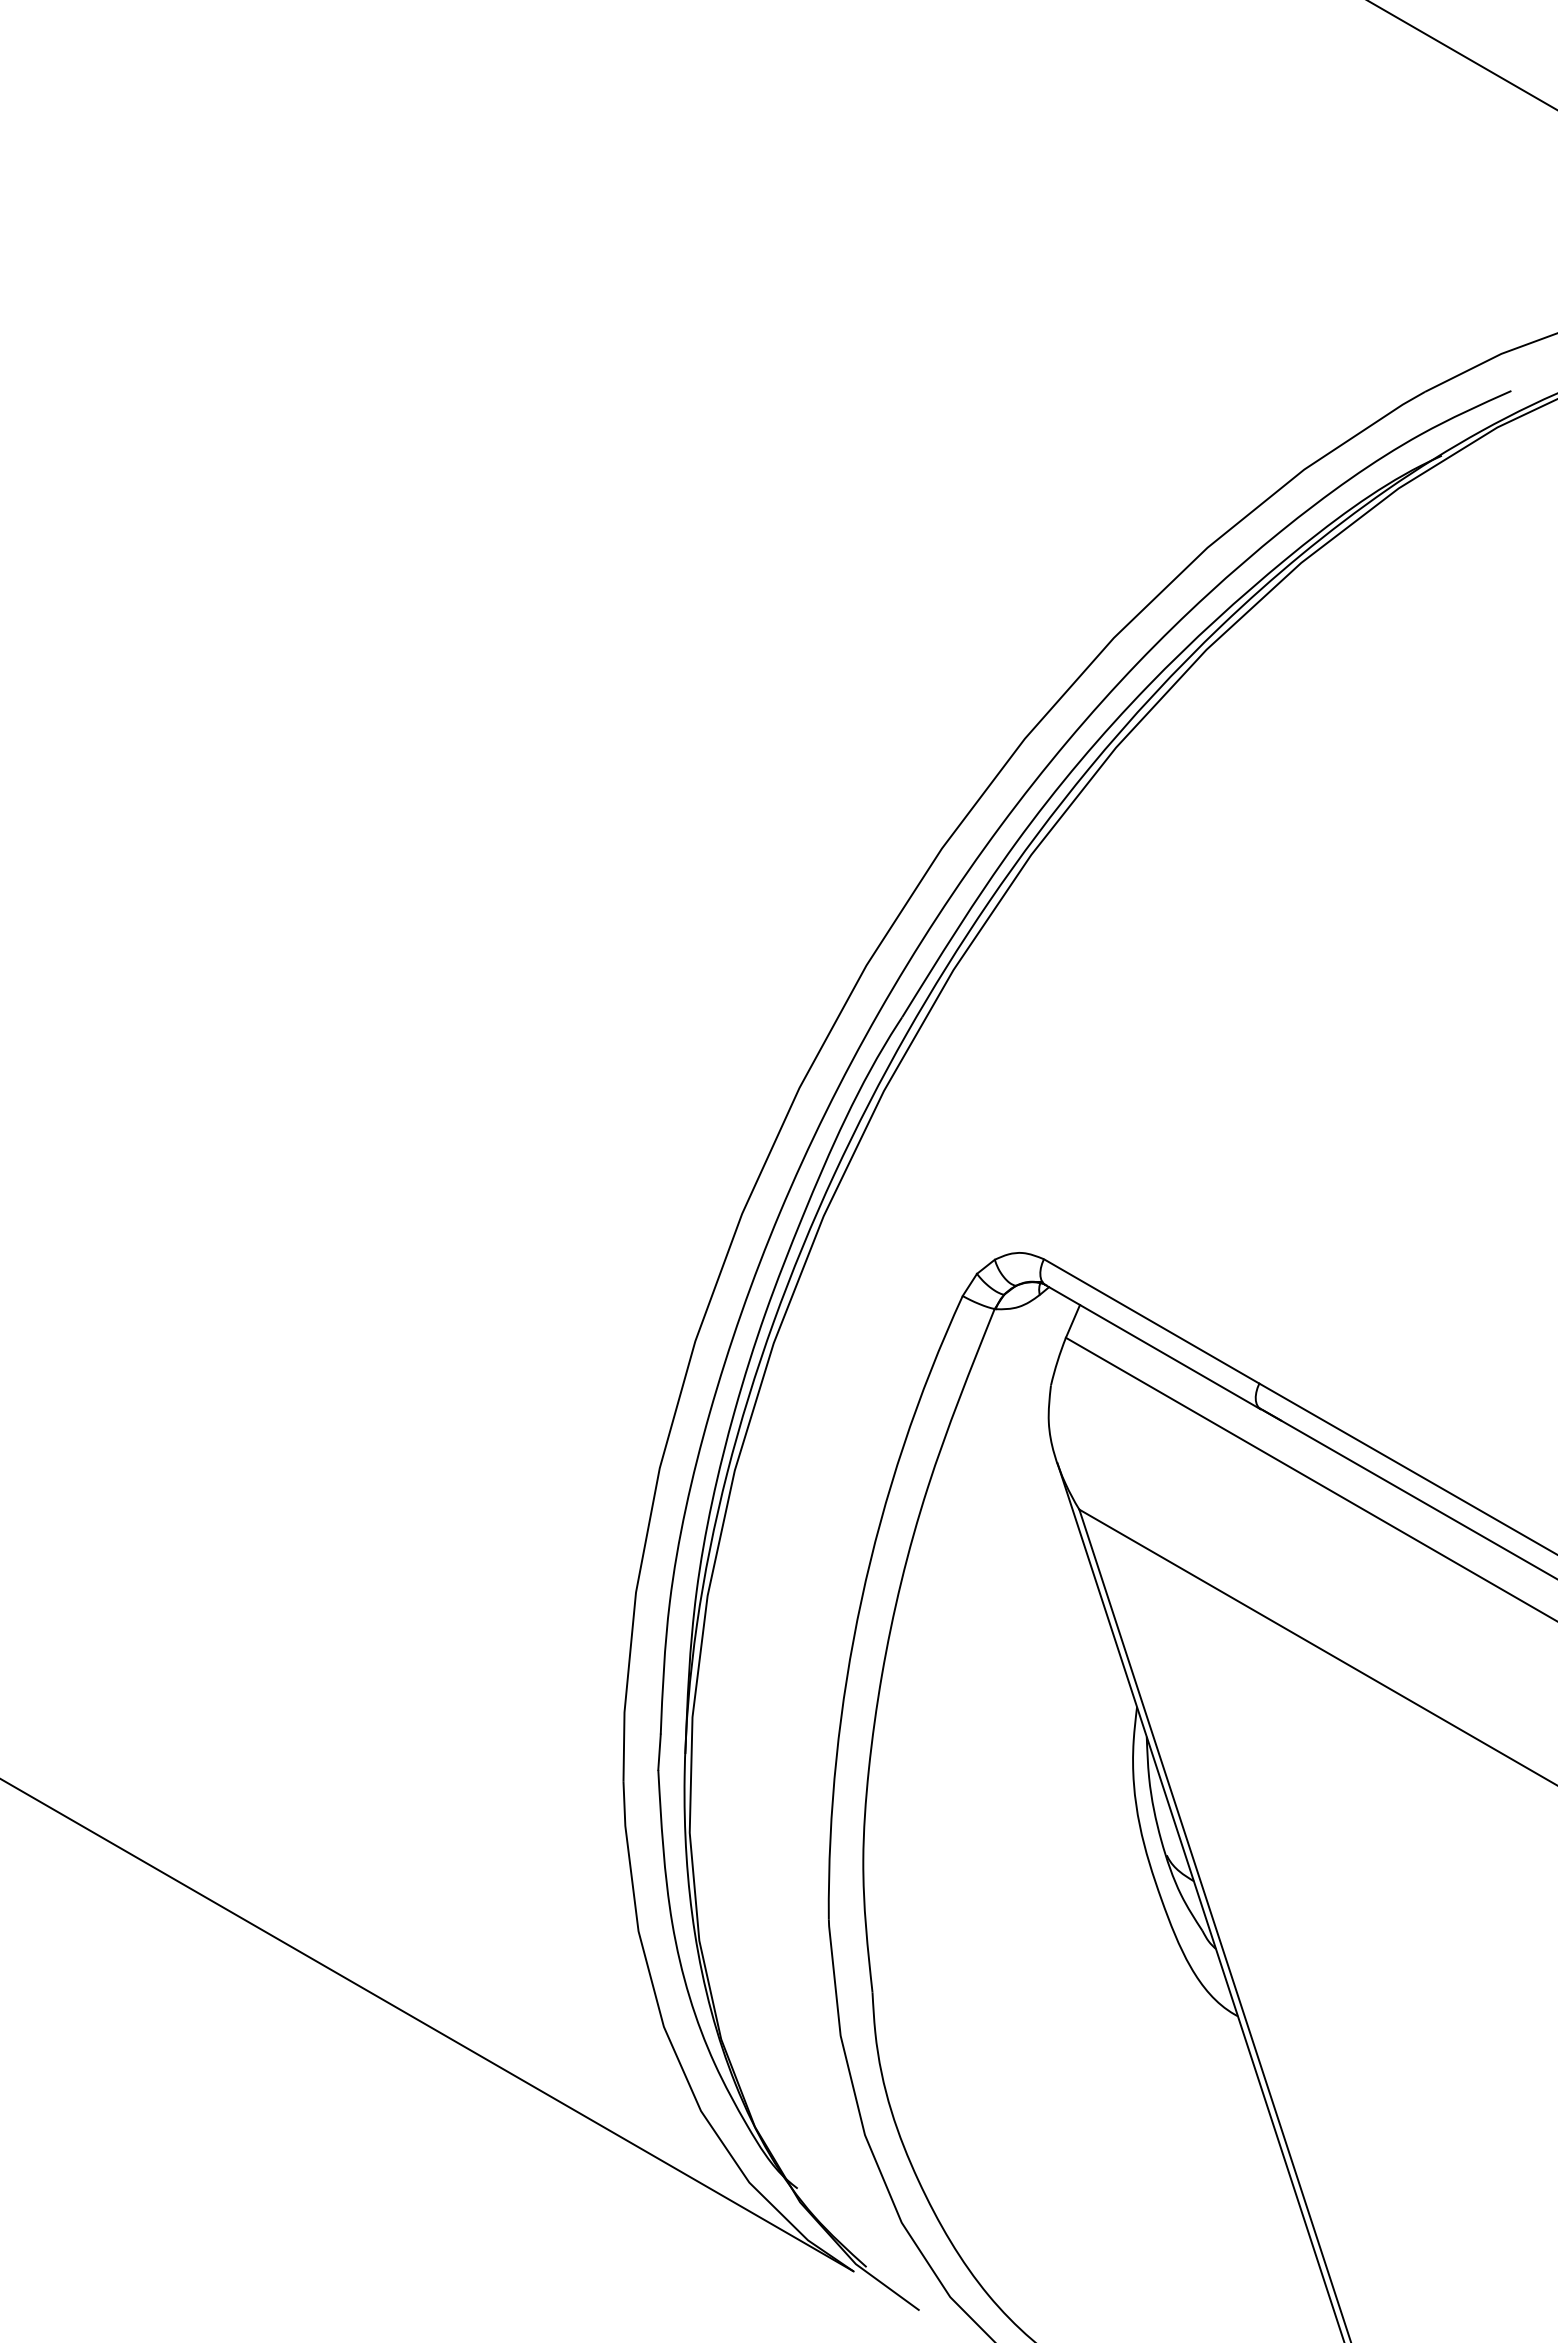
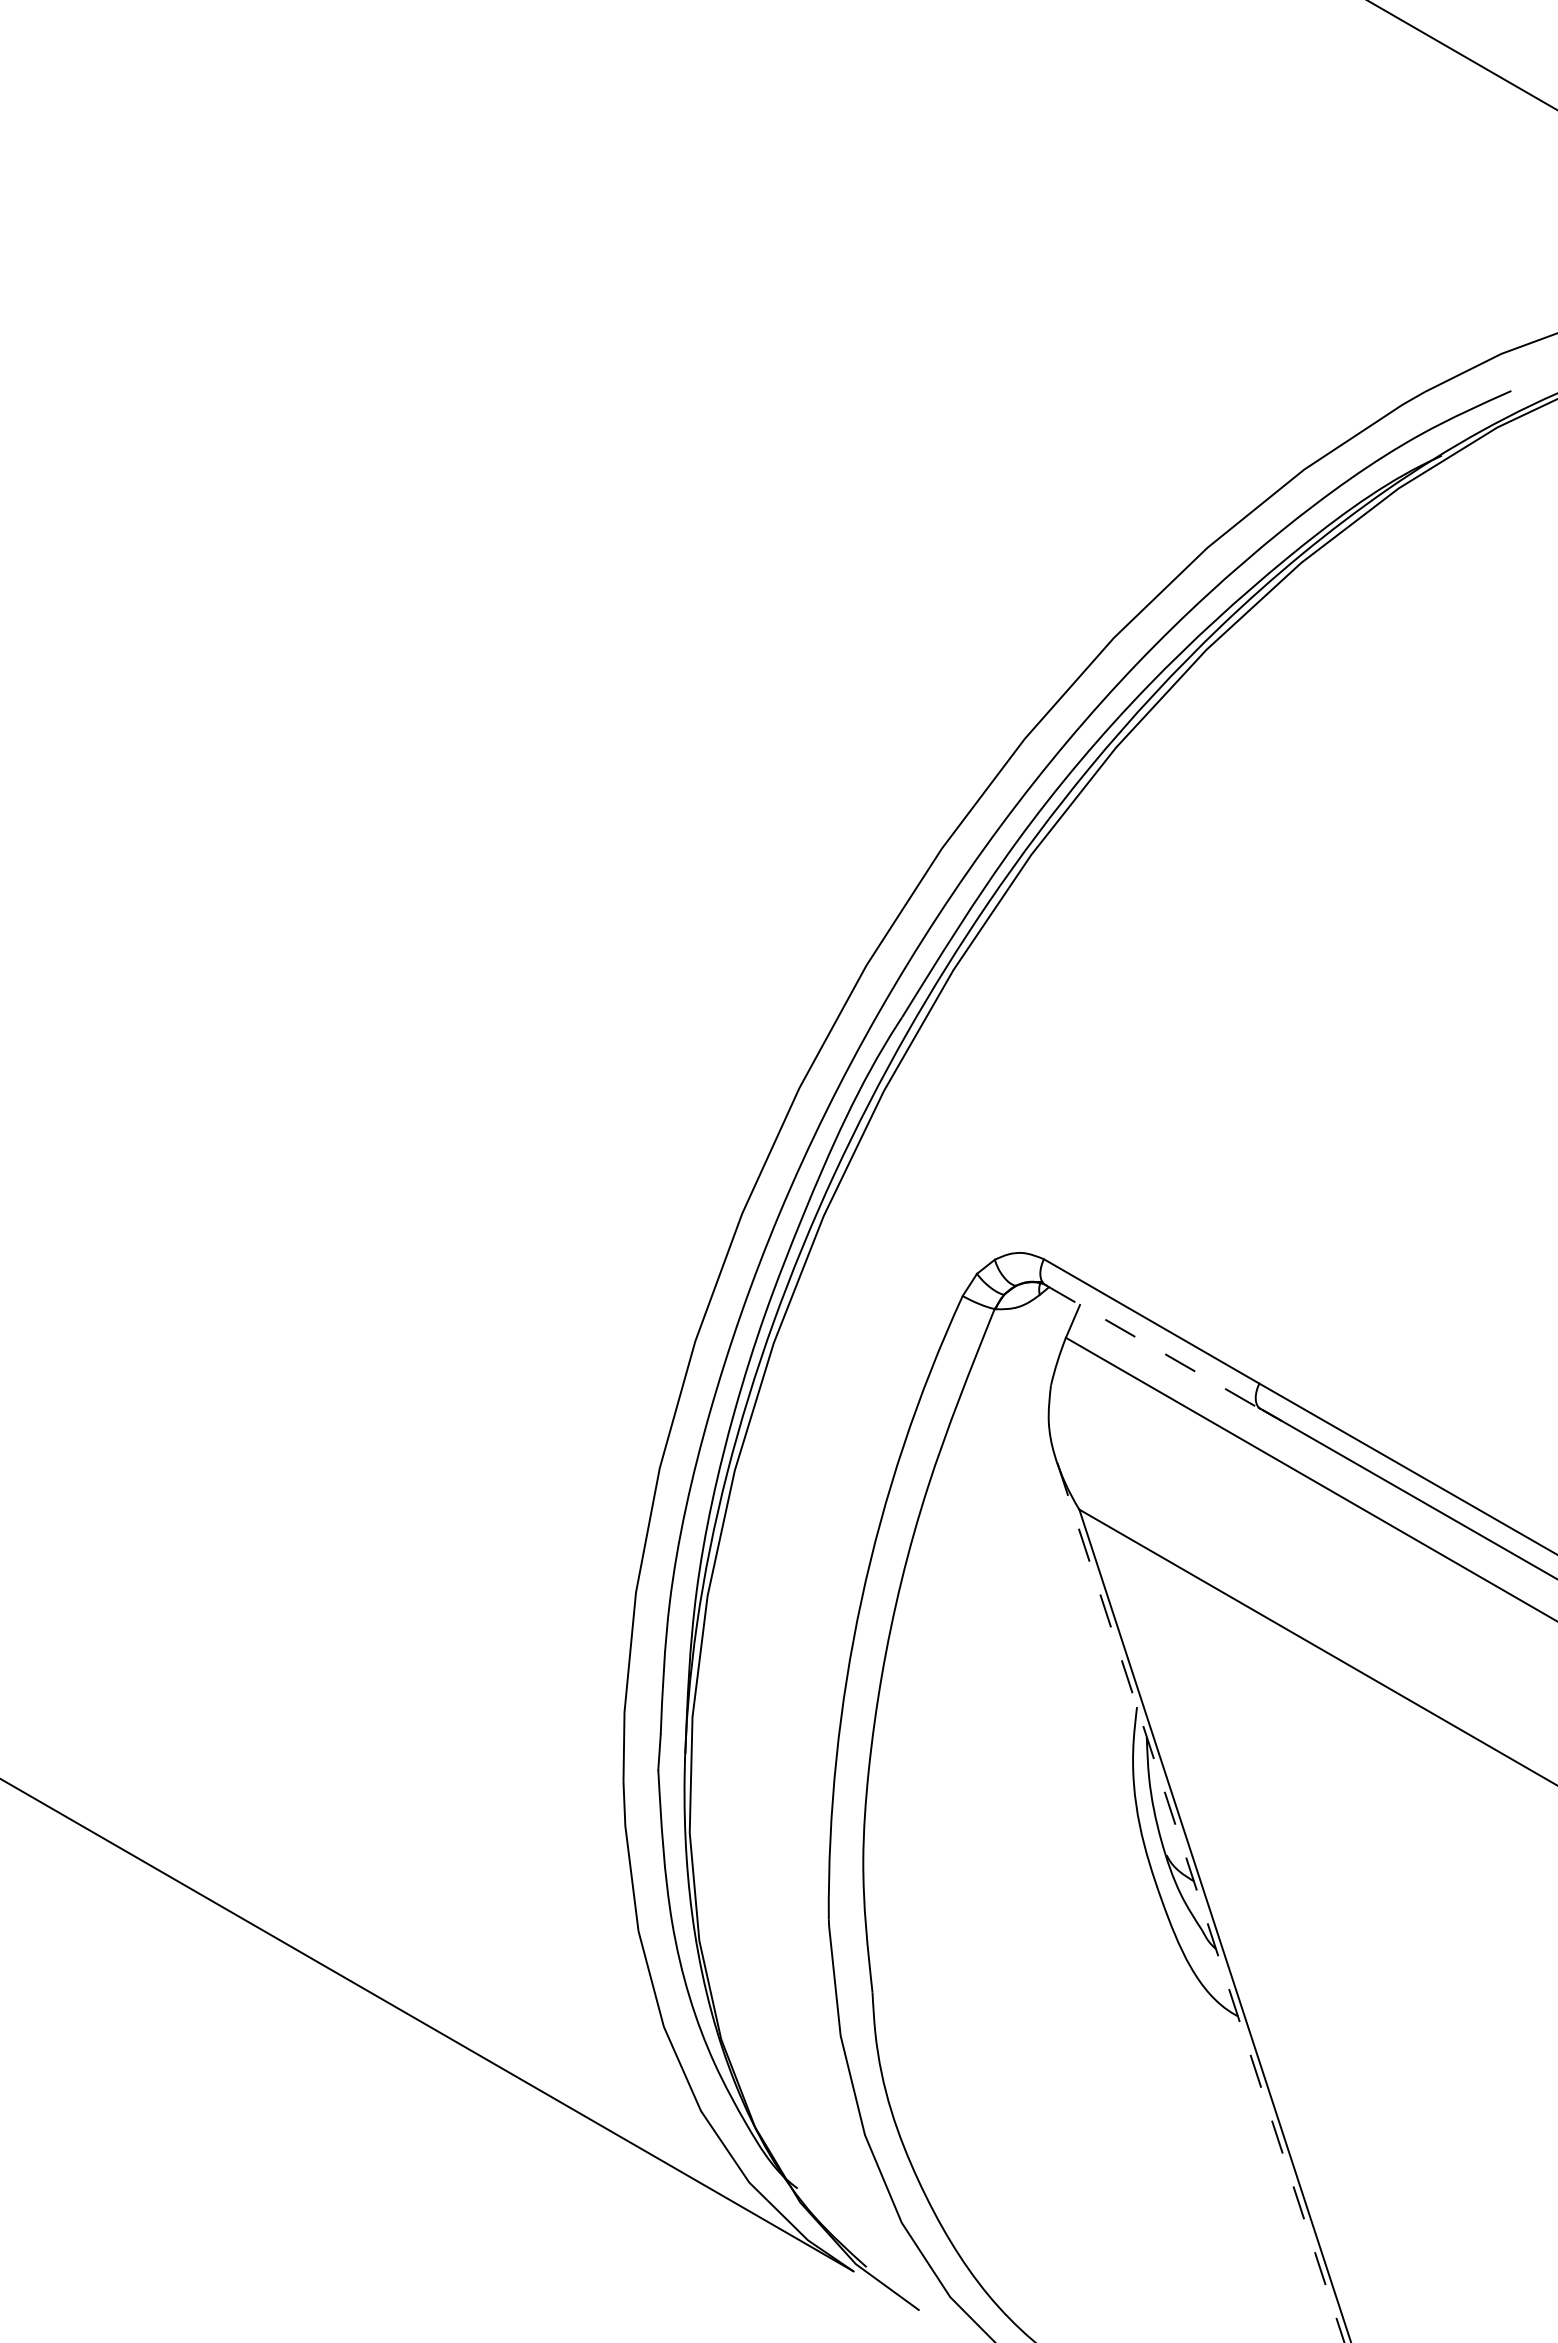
line: solid -> dashed (1153, 1347)
line: solid -> dashed (1201, 1903)
